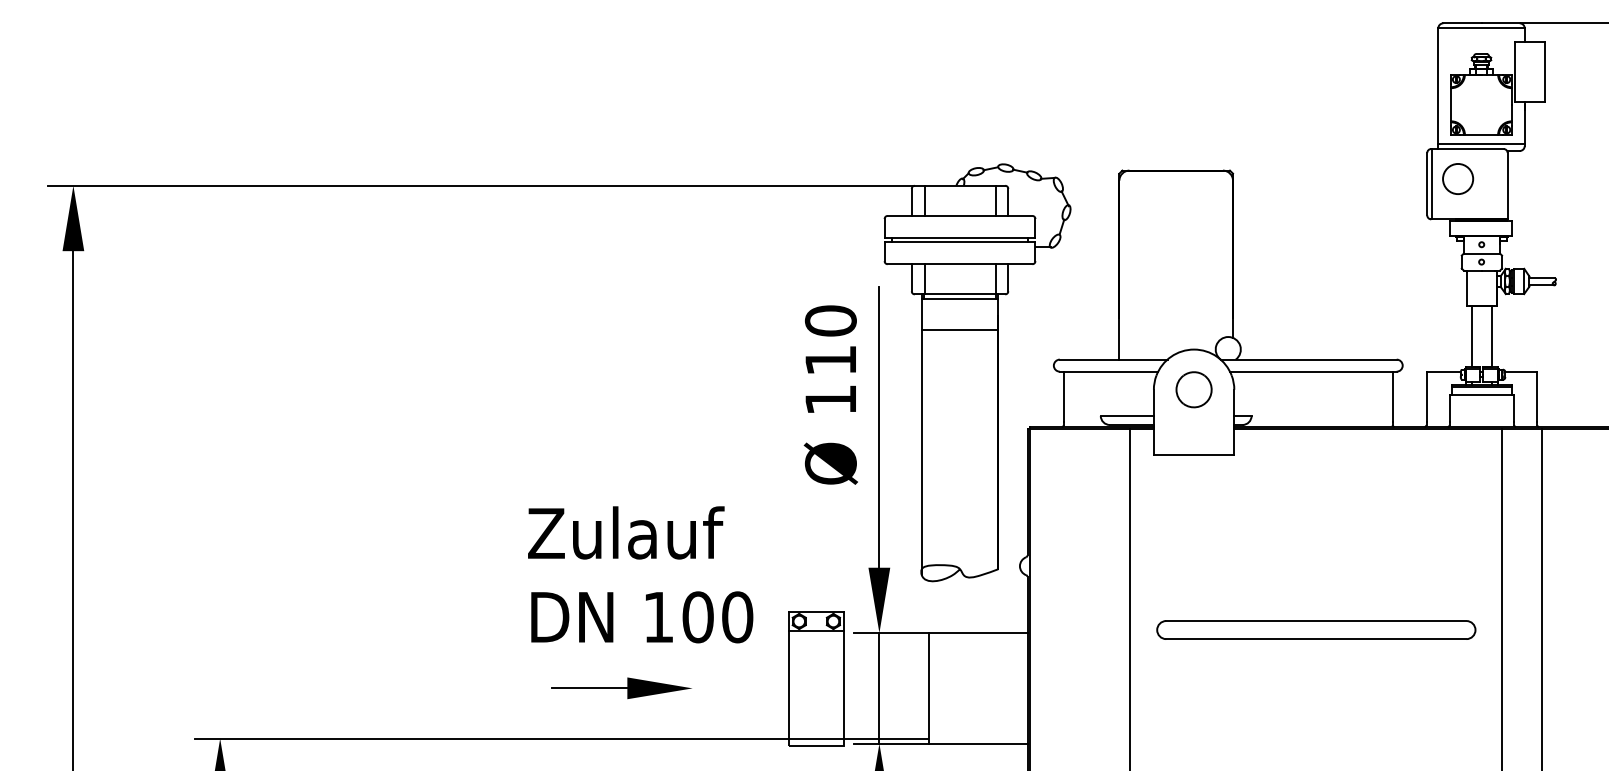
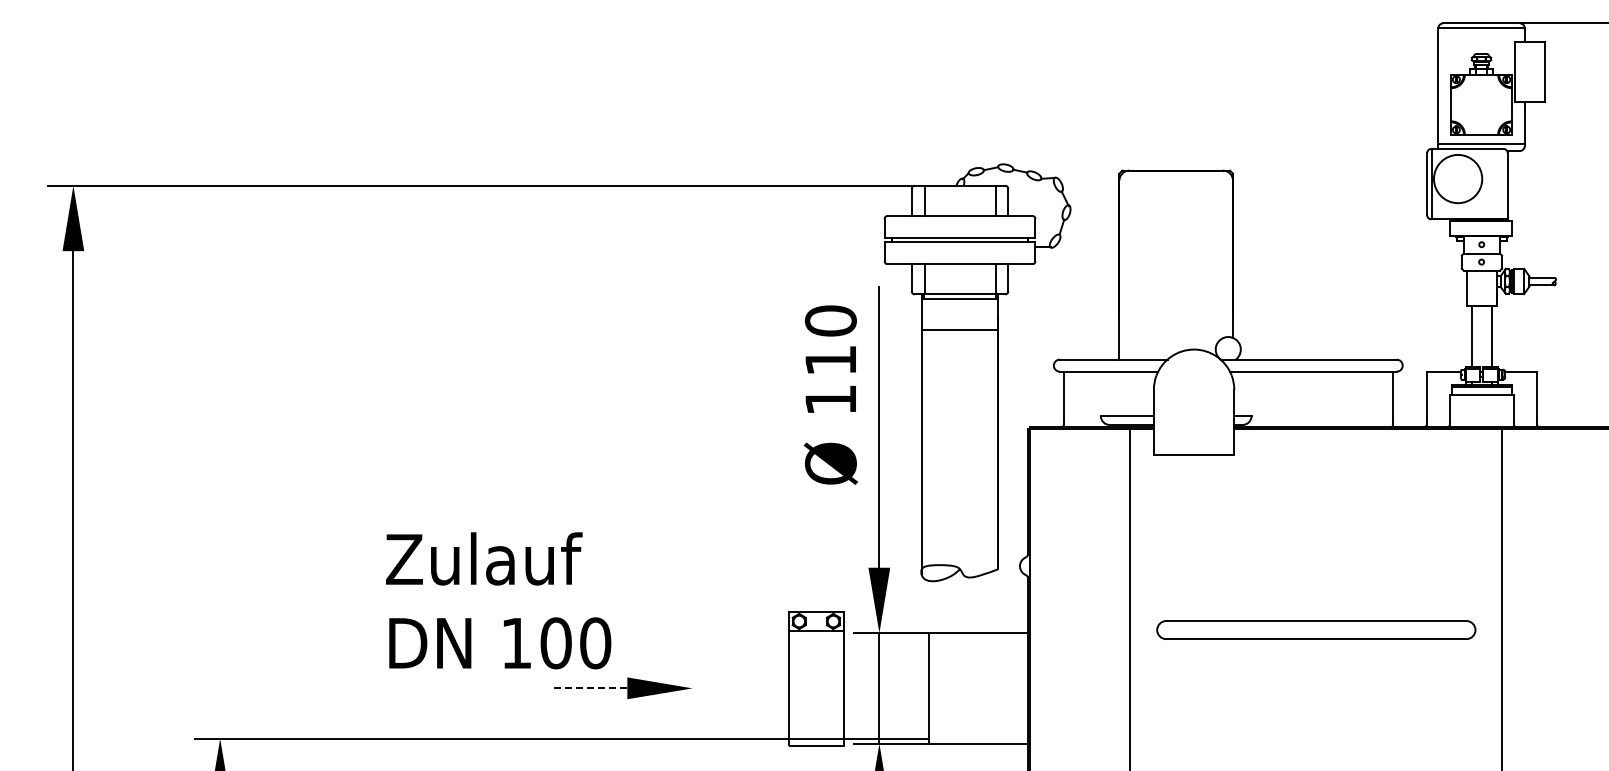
circle diameter: 30 px -> 48 px (1457, 178)
part: present -> none (1193, 389)
text position: (640, 574) -> (498, 600) (498, 600)
line: present -> none (1541, 598)
line: solid -> dashed (589, 688)
